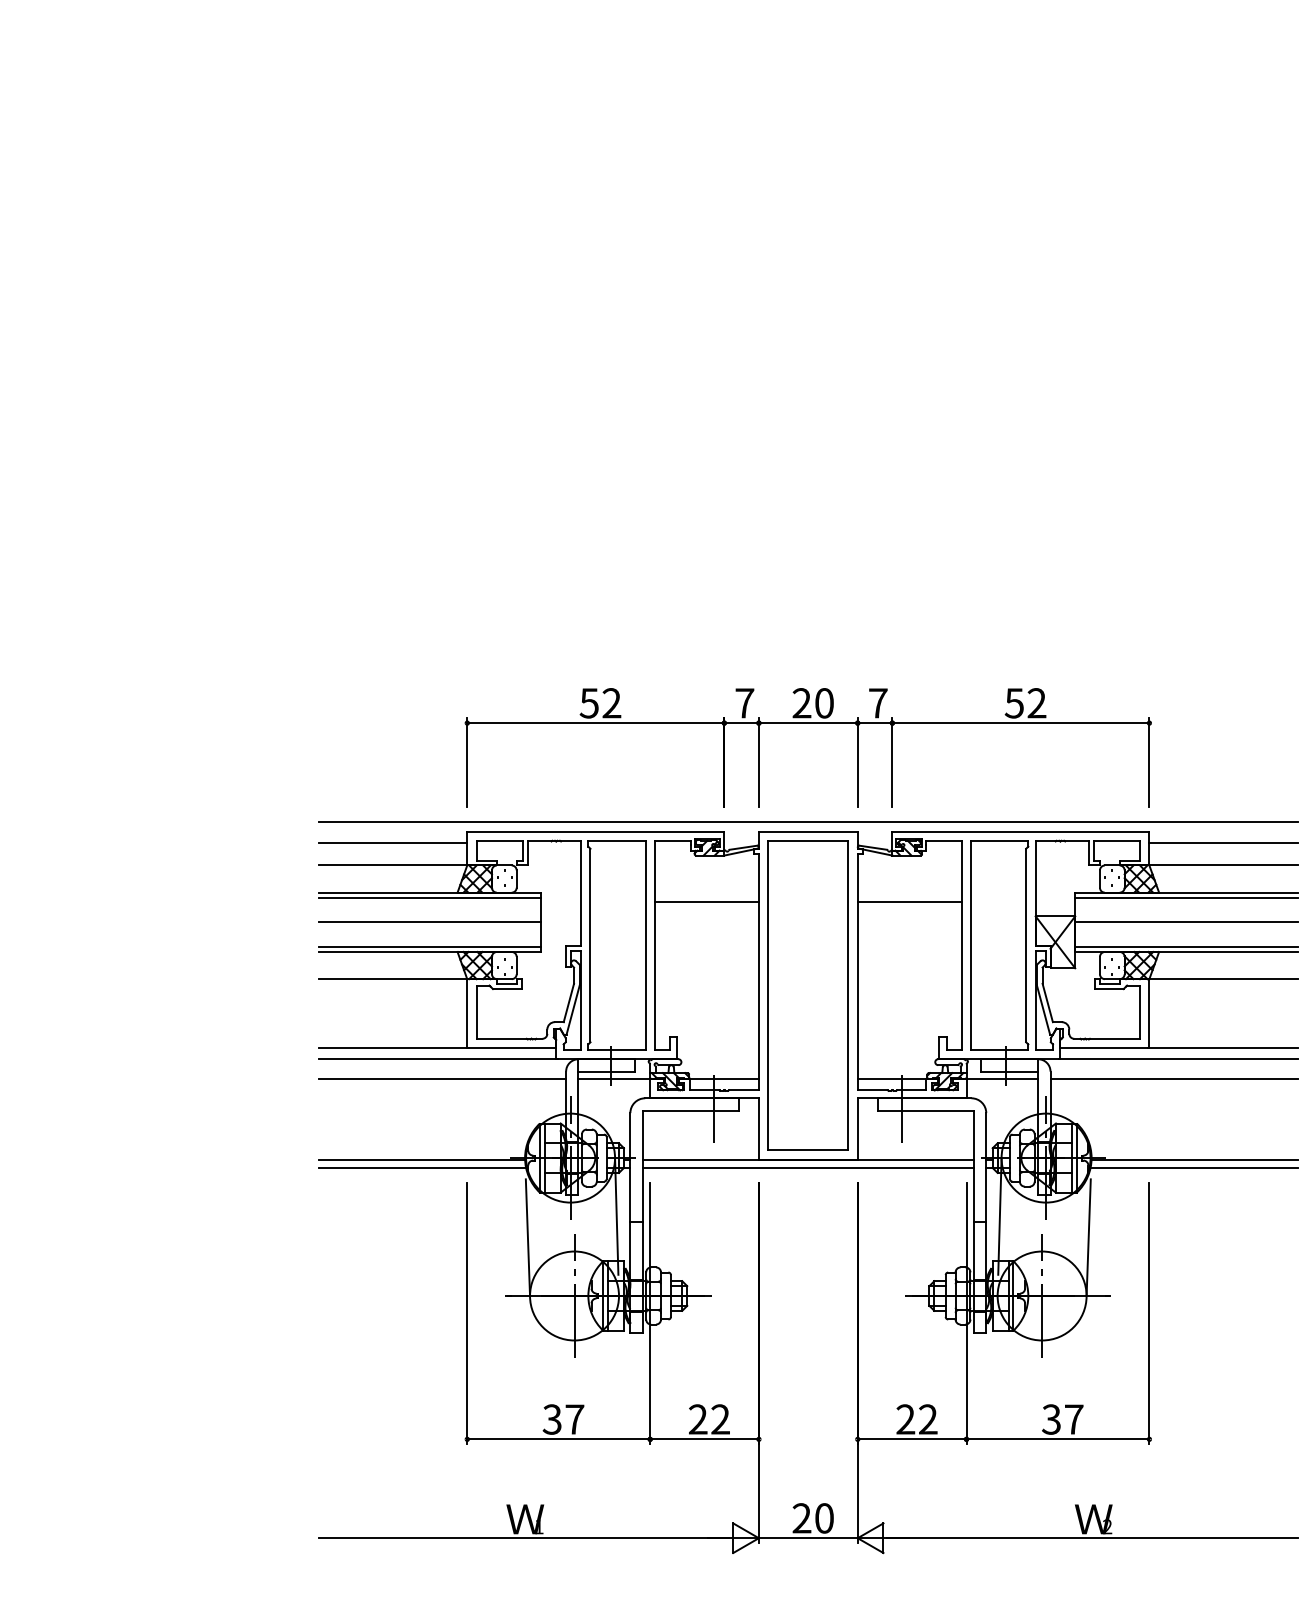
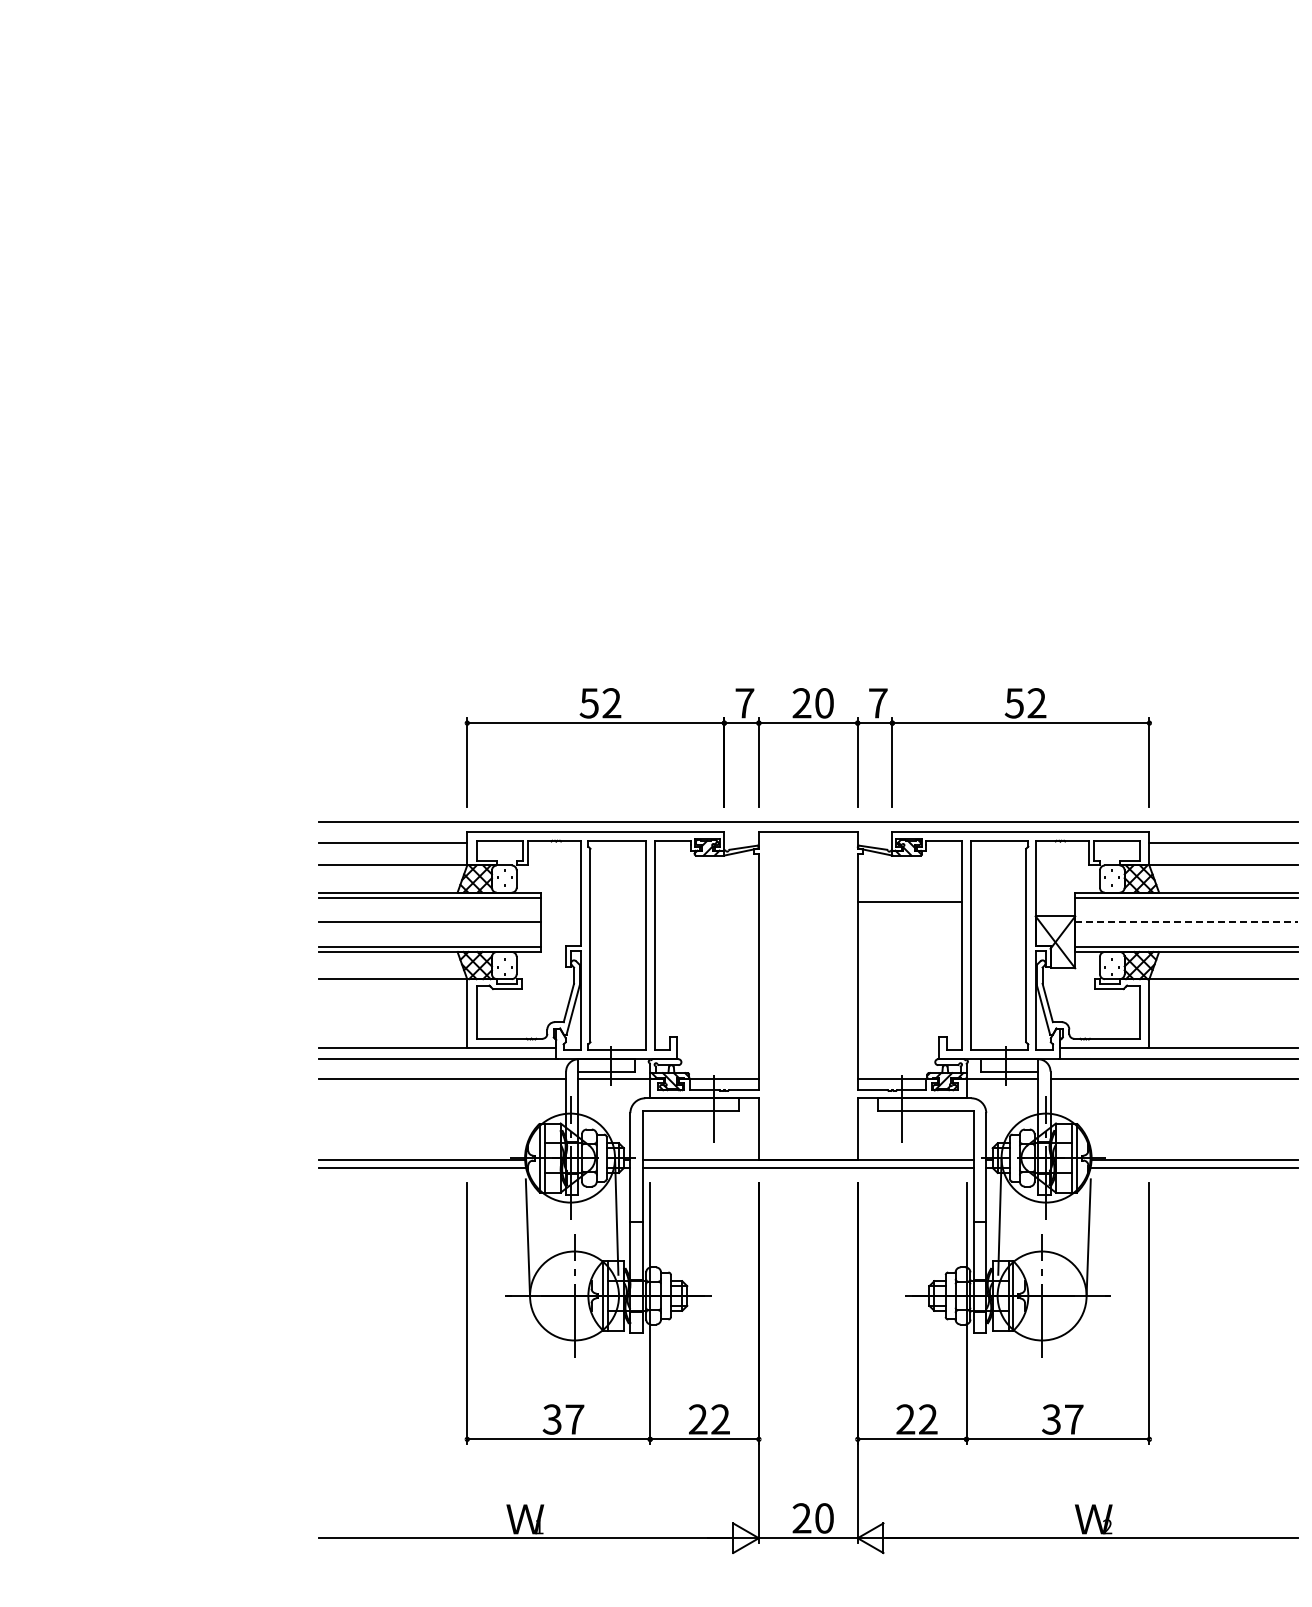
line: present -> none (706, 902)
line: solid -> dashed (1186, 922)
part: present -> none (807, 995)
